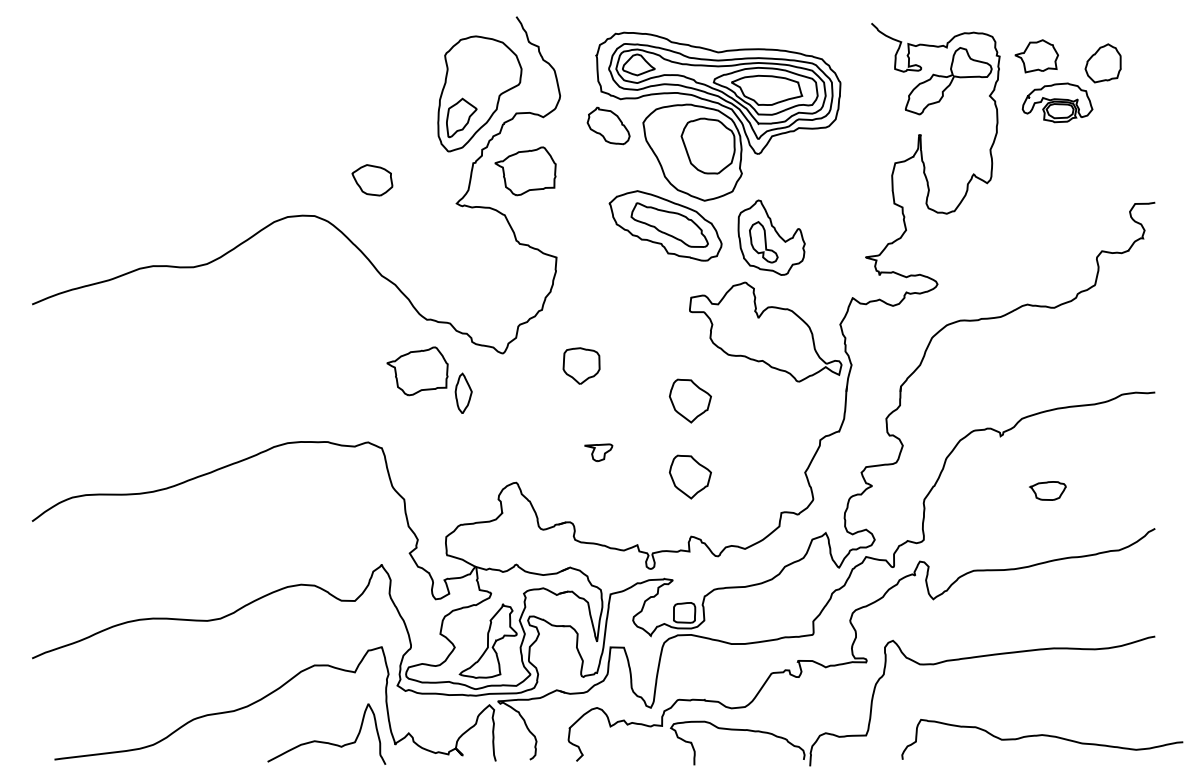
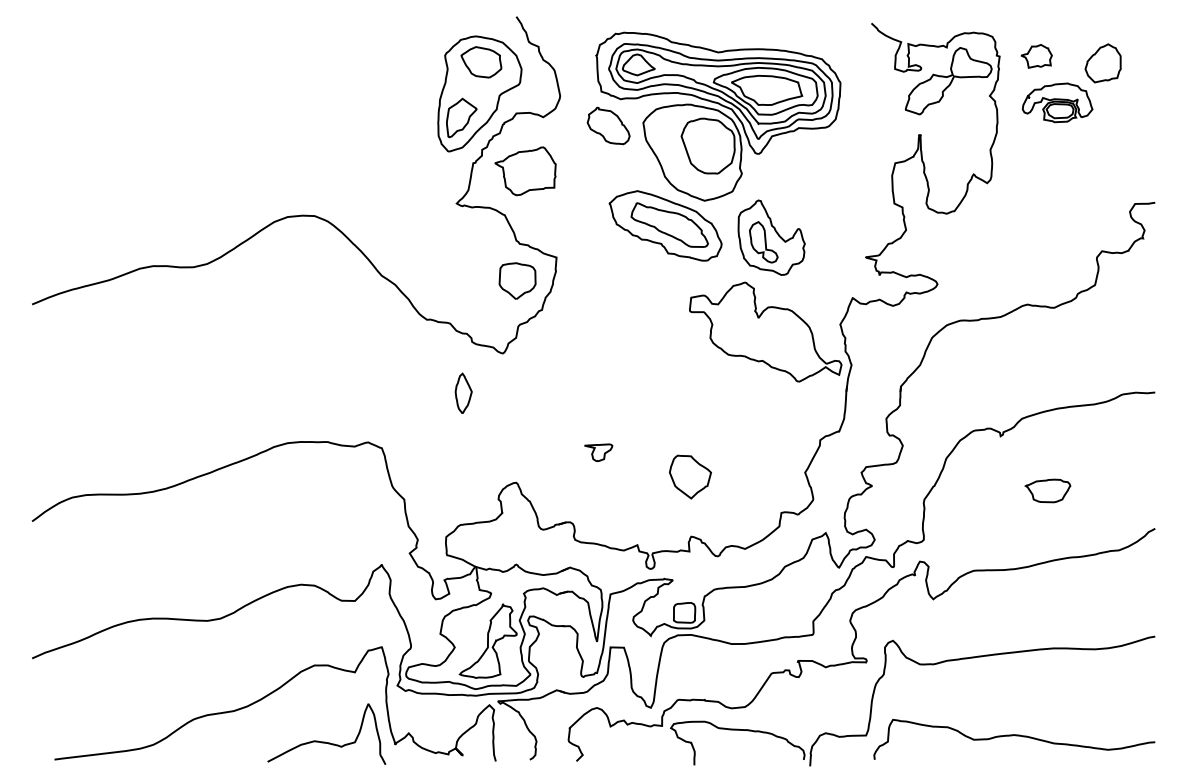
part size: 45x35 px -> 33x25 px (1036, 56)
part position: (372, 180) -> (481, 62) (481, 62)
part position: (581, 365) -> (517, 280) (517, 280)
part: present -> none (417, 371)
part: present -> none (690, 400)
part size: 38x20 px -> 48x26 px (1047, 490)
curve position: (1043, 736) -> (1015, 736) (1015, 736)
